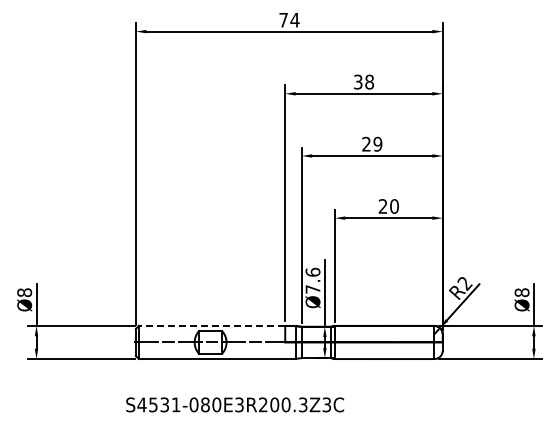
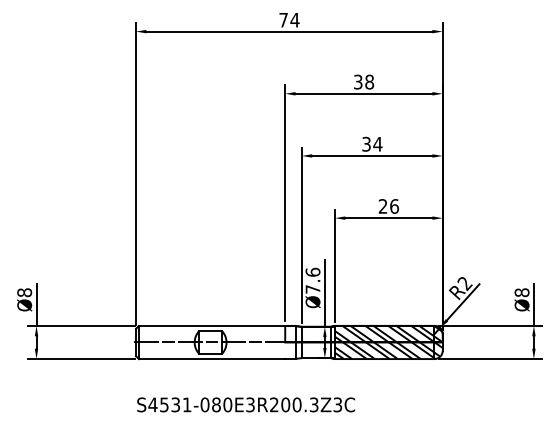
text: 29 -> 34 (372, 143)
text: 20 -> 26 (394, 206)
line: dashed -> solid (211, 325)
hatch: none -> present (388, 342)
text position: (235, 404) -> (246, 404) (246, 404)
